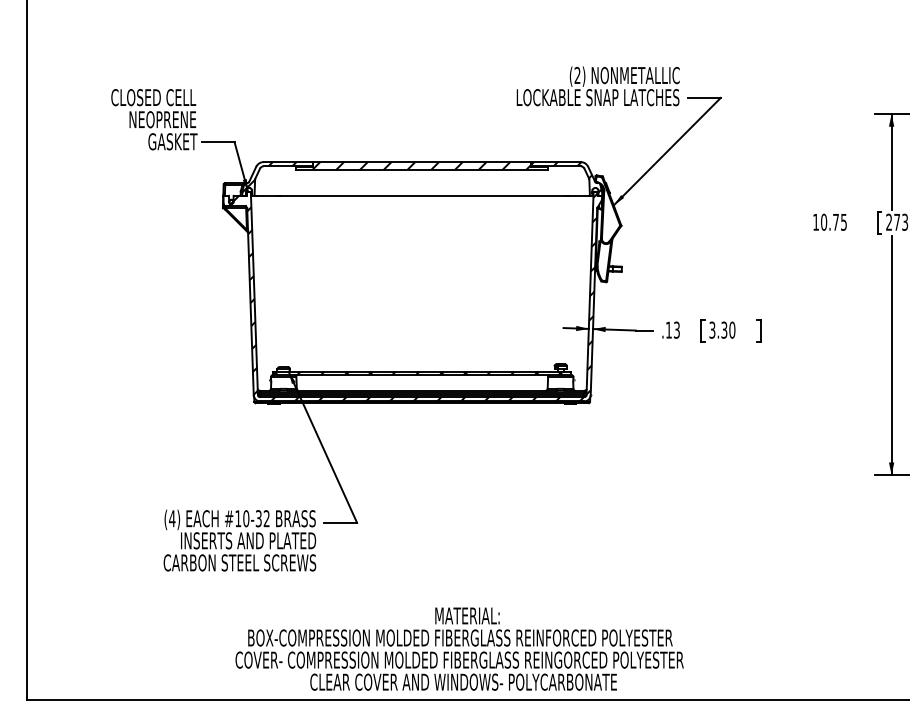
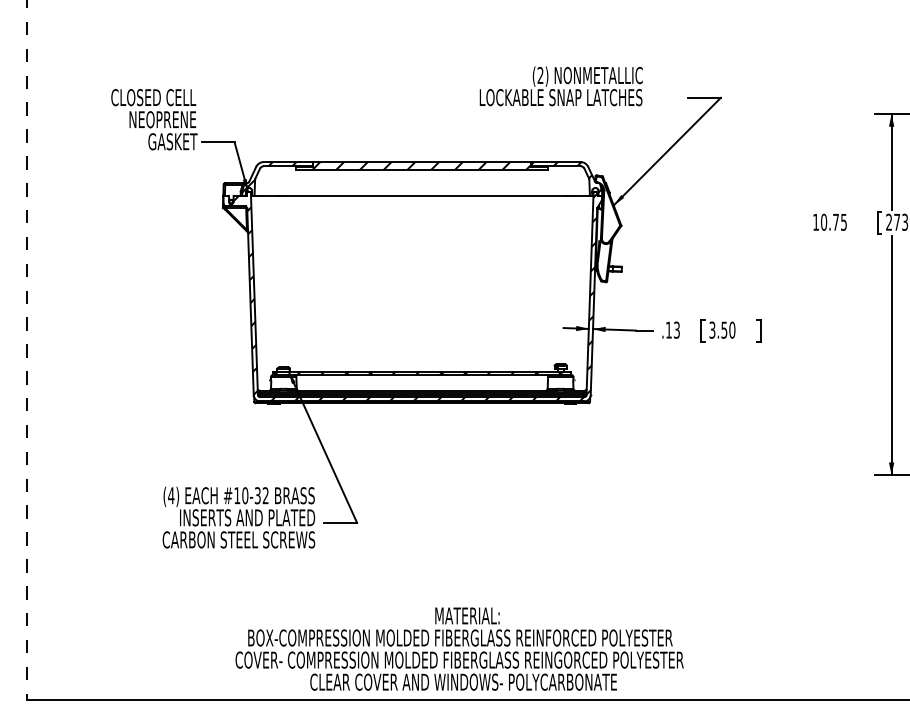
text position: (597, 86) -> (560, 86) (560, 86)
text: 3.30 -> 3.50 (724, 329)
line: solid -> dashed (27, 350)
text position: (239, 540) -> (238, 517) (238, 517)
